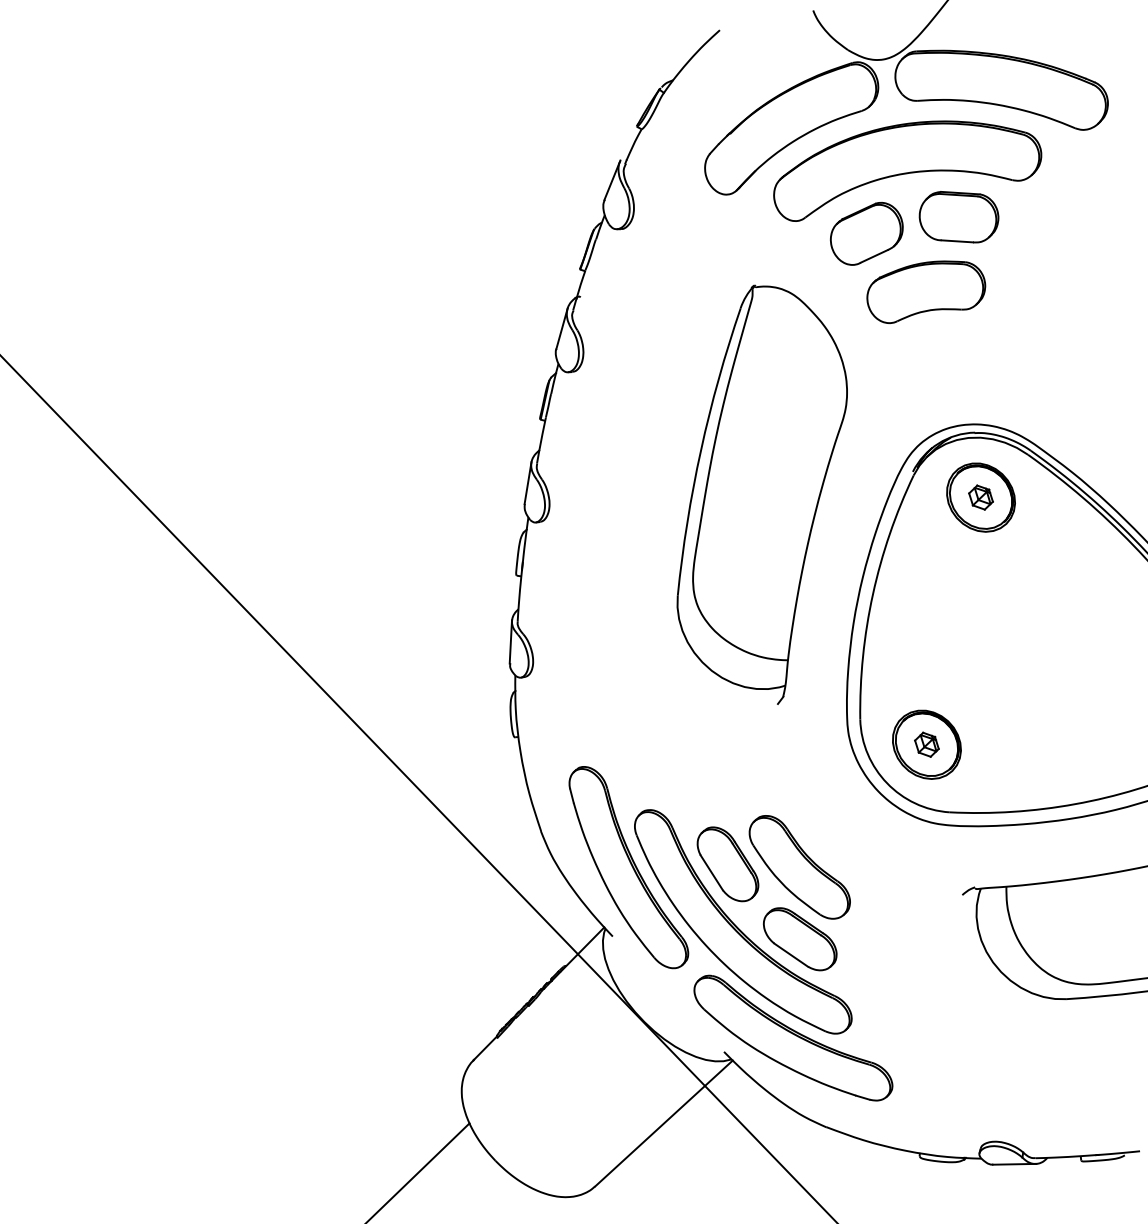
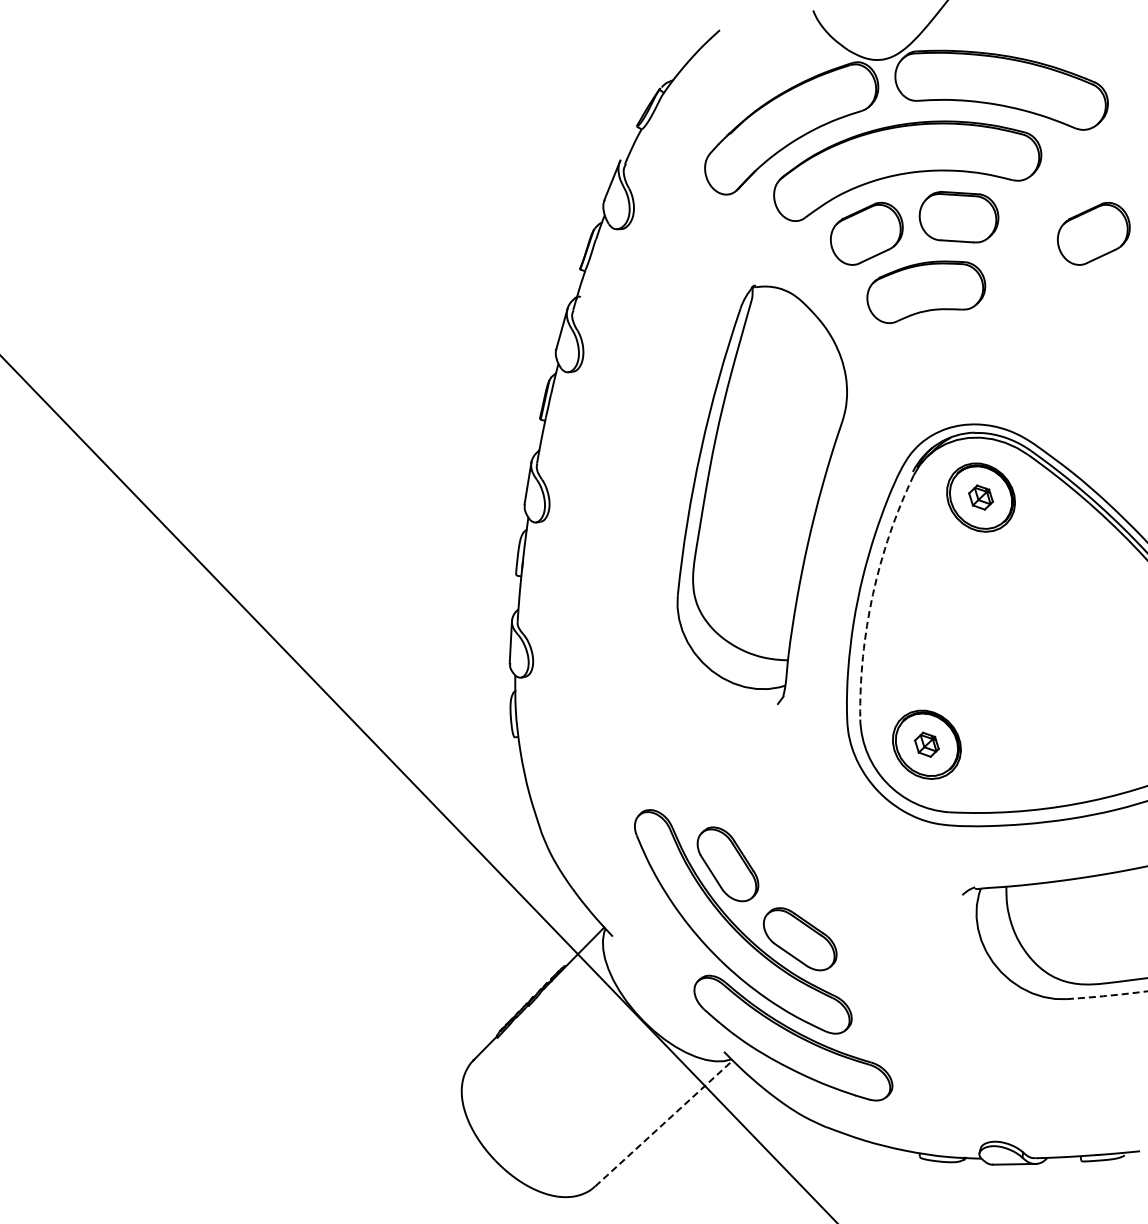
part: none -> present (1093, 233)
arc: solid -> dashed (872, 594)
part: present -> none (628, 867)
part: present -> none (799, 867)
arc: solid -> dashed (1107, 995)
line: solid -> dashed (664, 1123)
line: present -> none (418, 1171)
